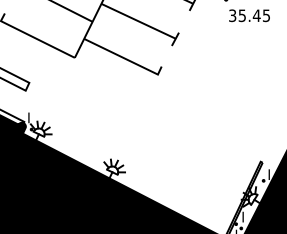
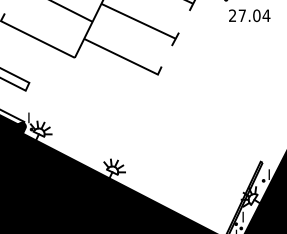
text: 35.45 -> 27.04 (249, 15)
